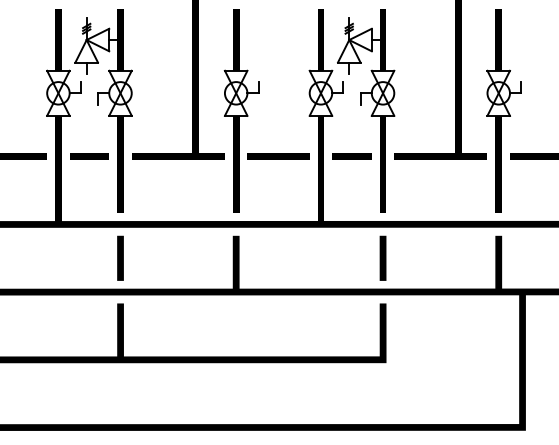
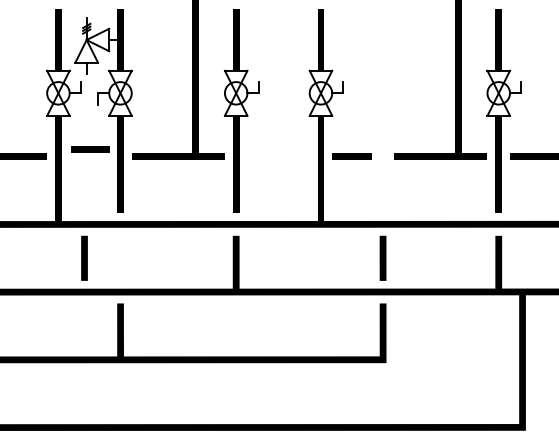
part: present -> none (366, 110)
line position: (89, 156) -> (90, 149) (90, 149)
line: present -> none (278, 156)
line position: (120, 257) -> (84, 257) (84, 257)
